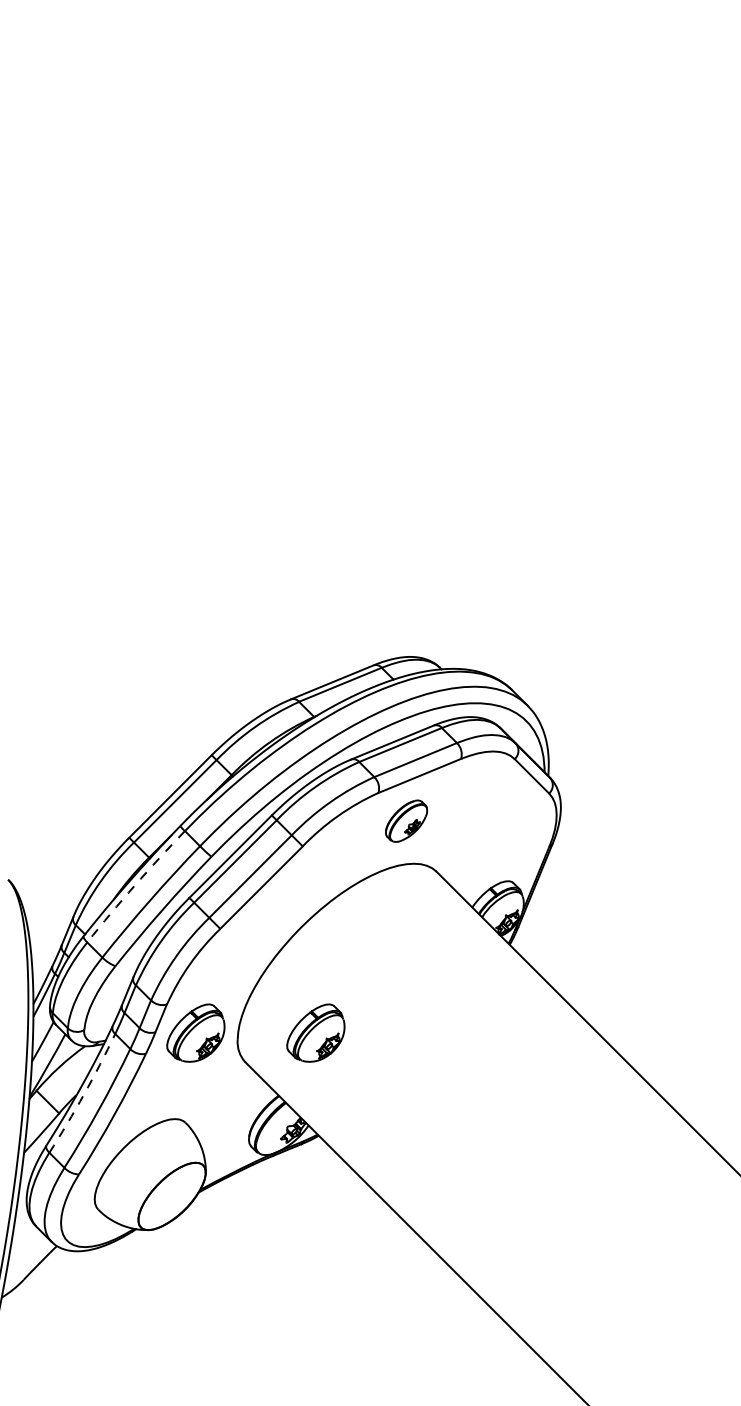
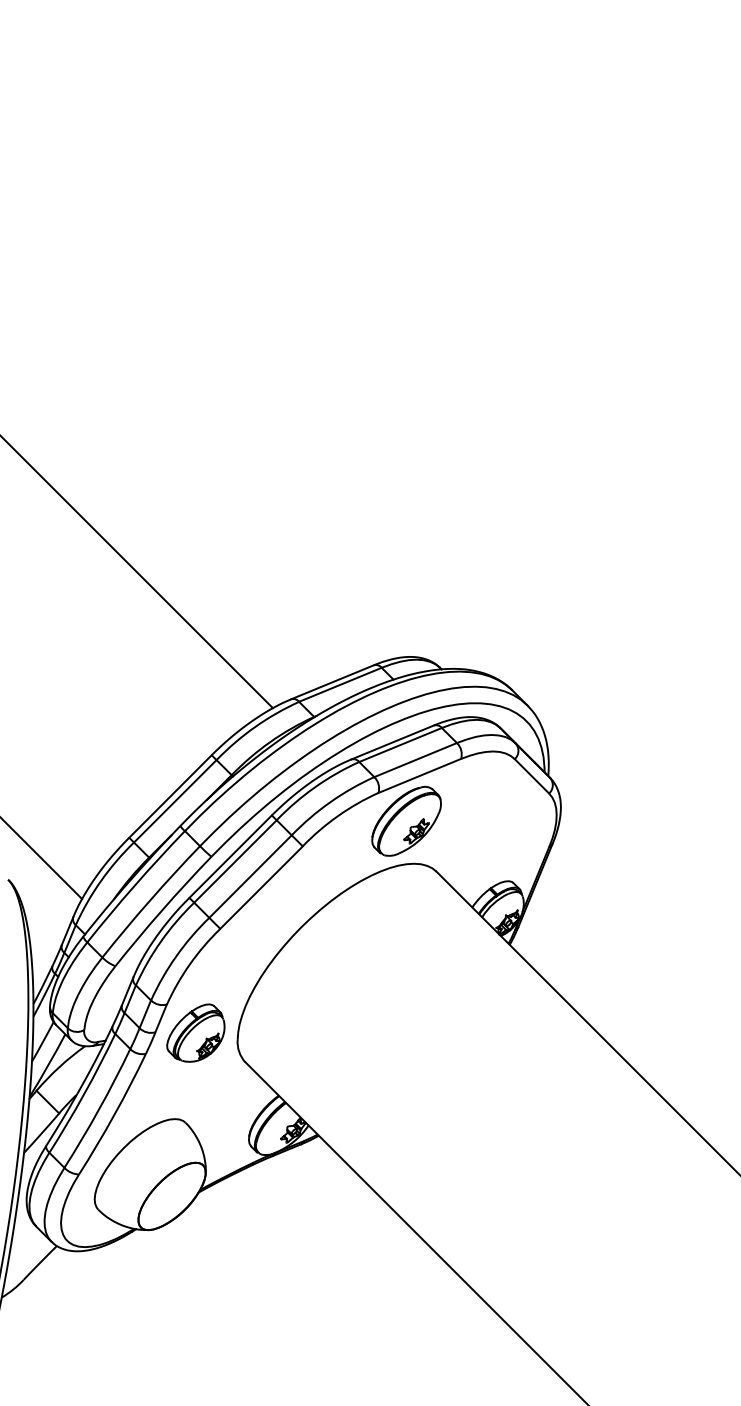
line: none -> present (137, 572)
part size: 44x44 px -> 71x72 px (406, 820)
line: none -> present (42, 859)
arc: dashed -> solid (134, 885)
part: present -> none (315, 1032)
arc: dashed -> solid (84, 1094)
